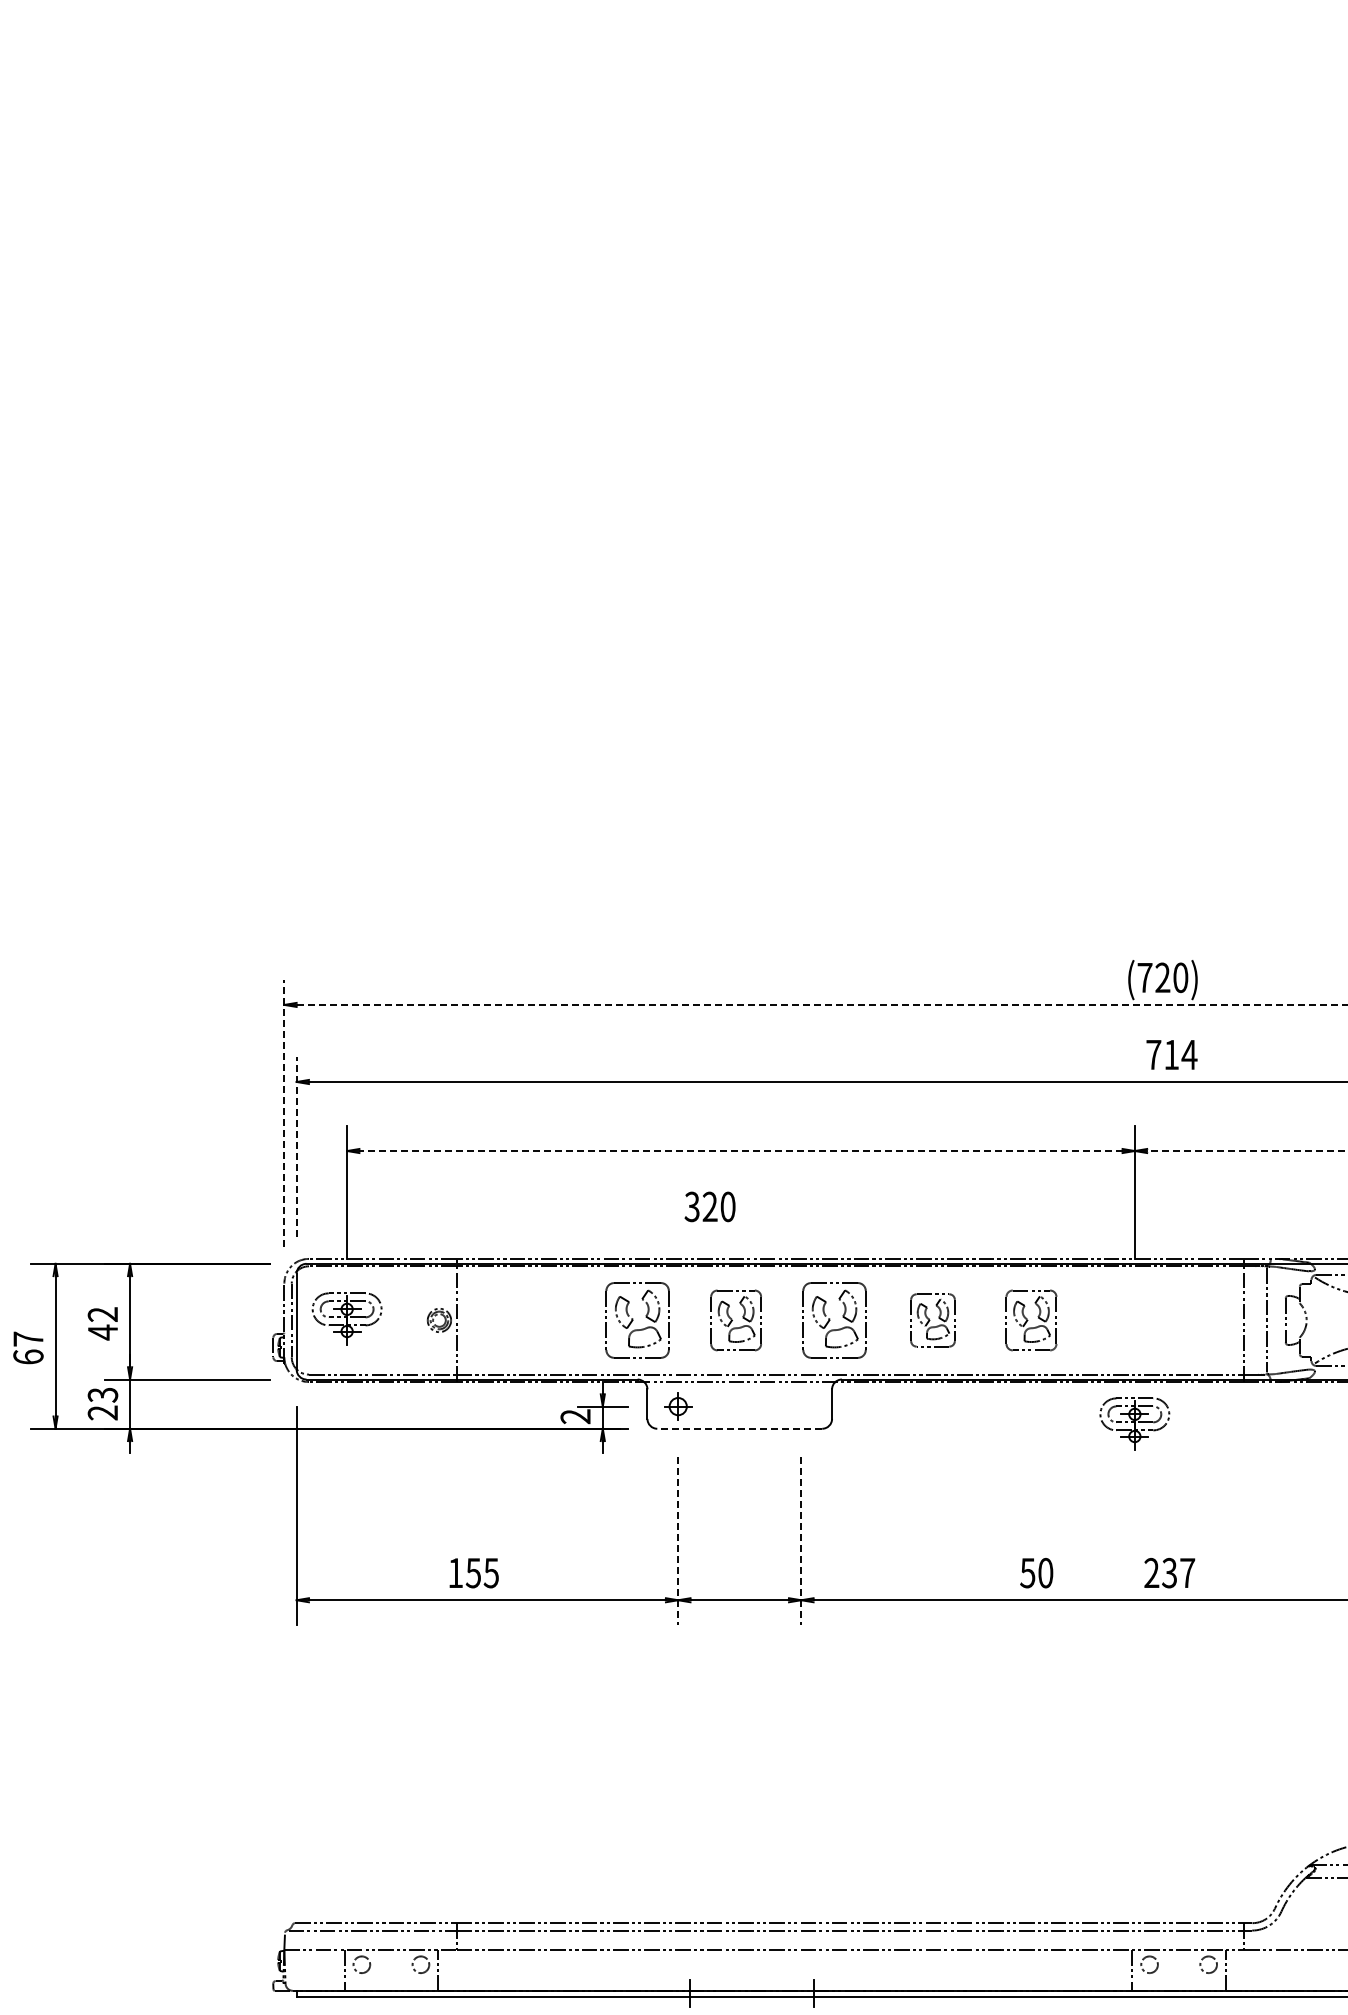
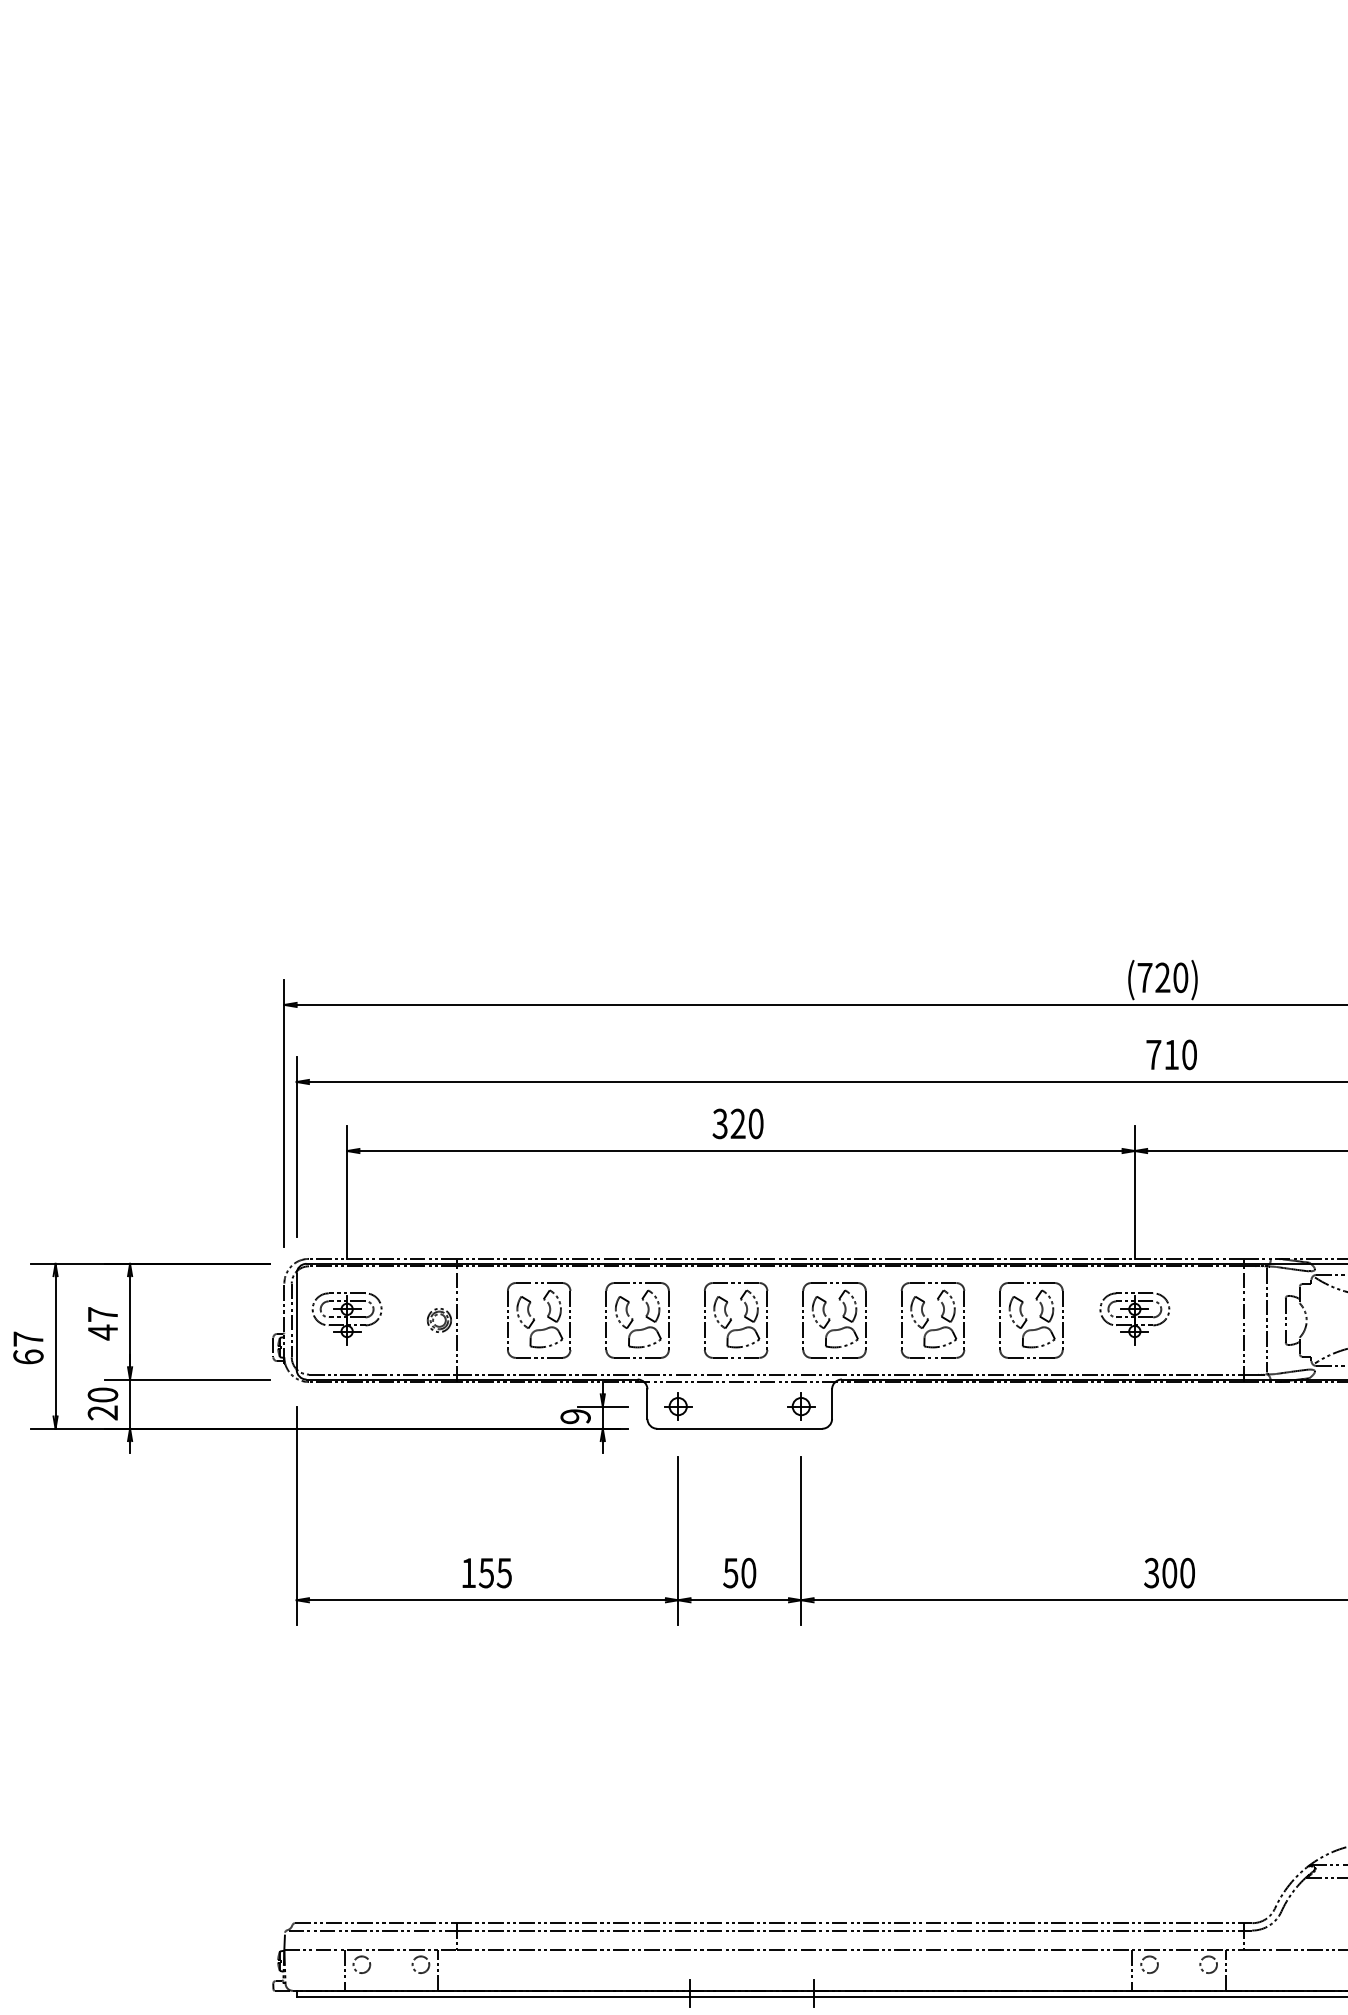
line: dashed -> solid (822, 1004)
text: 714 -> 710 (1189, 1054)
line: dashed -> solid (284, 1112)
line: dashed -> solid (296, 1147)
line: dashed -> solid (741, 1151)
line: dashed -> solid (1247, 1151)
text position: (709, 1206) -> (737, 1123) (737, 1123)
text: 42 -> 47 (102, 1314)
part: none -> present (539, 1320)
part size: 52x63 px -> 65x77 px (736, 1320)
part size: 46x55 px -> 66x77 px (932, 1320)
part size: 53x63 px -> 65x77 px (1031, 1320)
text: 23 -> 20 (102, 1394)
part: none -> present (801, 1406)
text: 2 -> 9 (575, 1416)
part position: (1134, 1423) -> (1134, 1318) (1134, 1318)
line: dashed -> solid (739, 1428)
line: dashed -> solid (678, 1540)
line: dashed -> solid (801, 1540)
text: 237 -> 300 (1169, 1572)
text position: (473, 1573) -> (486, 1573) (486, 1573)
text position: (1036, 1573) -> (739, 1573) (739, 1573)
